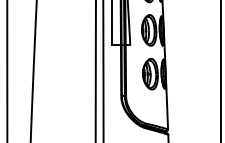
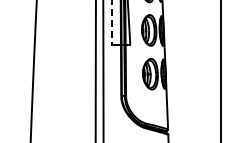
line: solid -> dashed (112, 23)
line: present -> none (7, 70)
